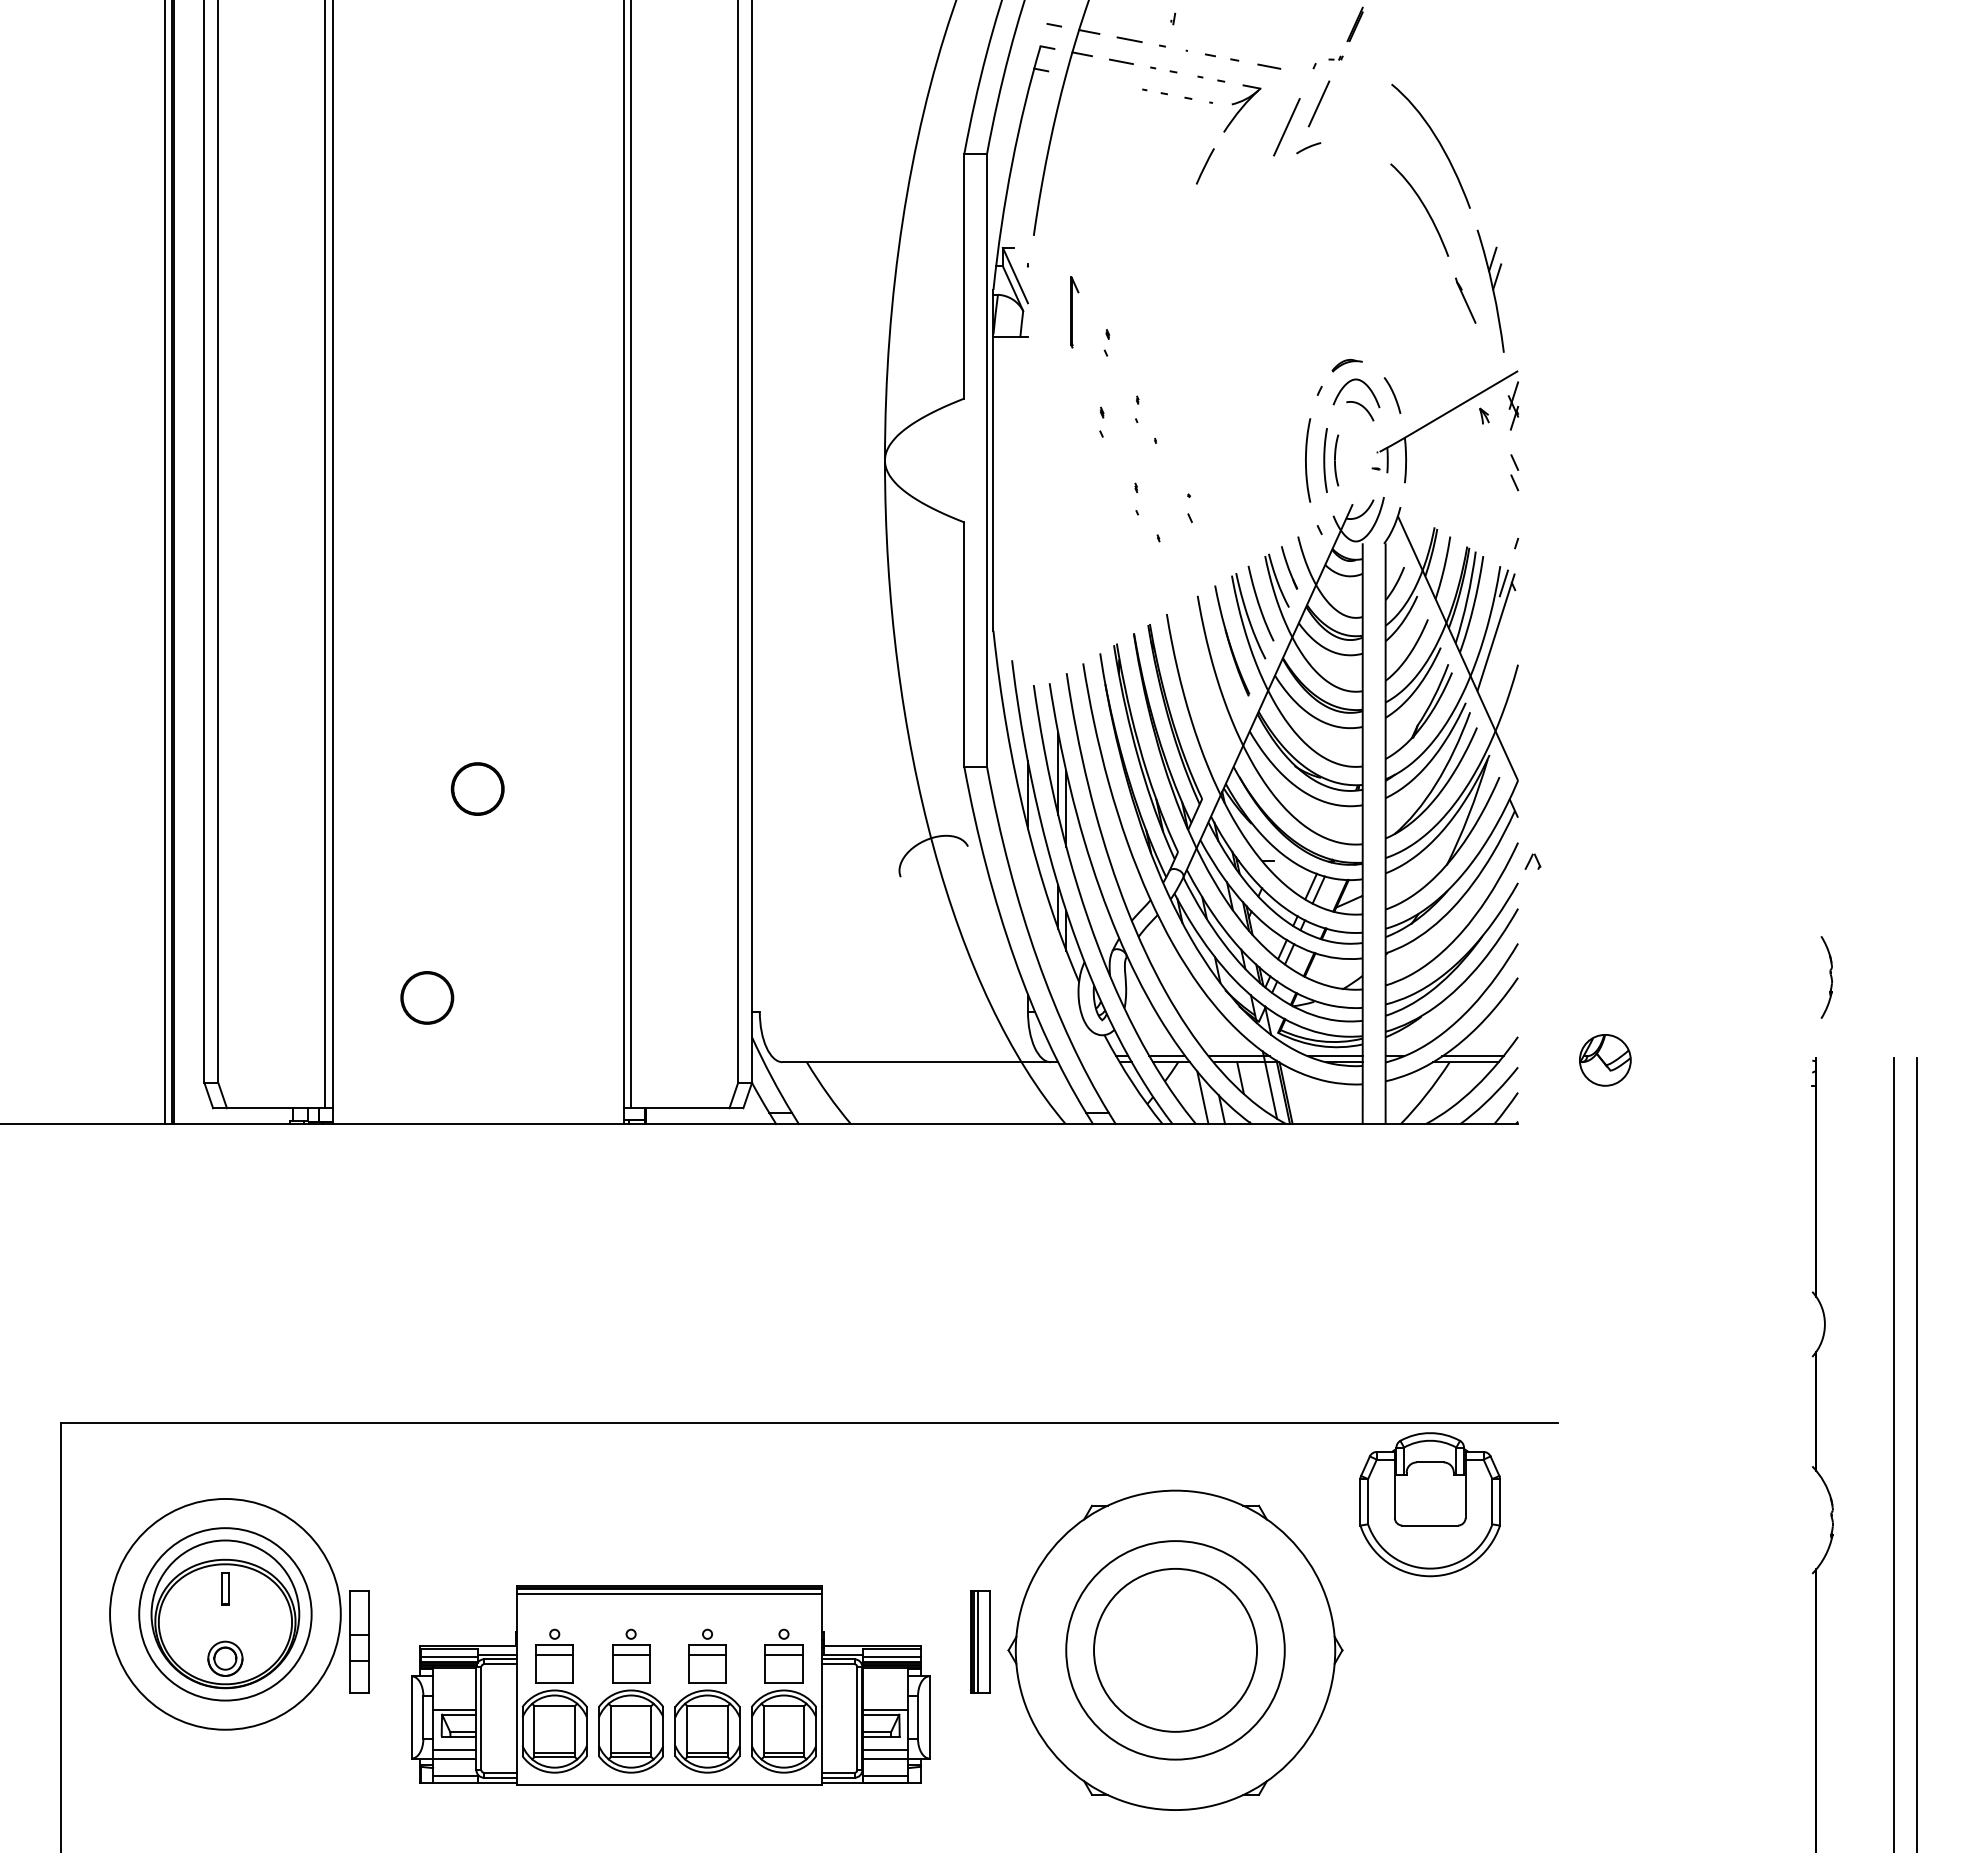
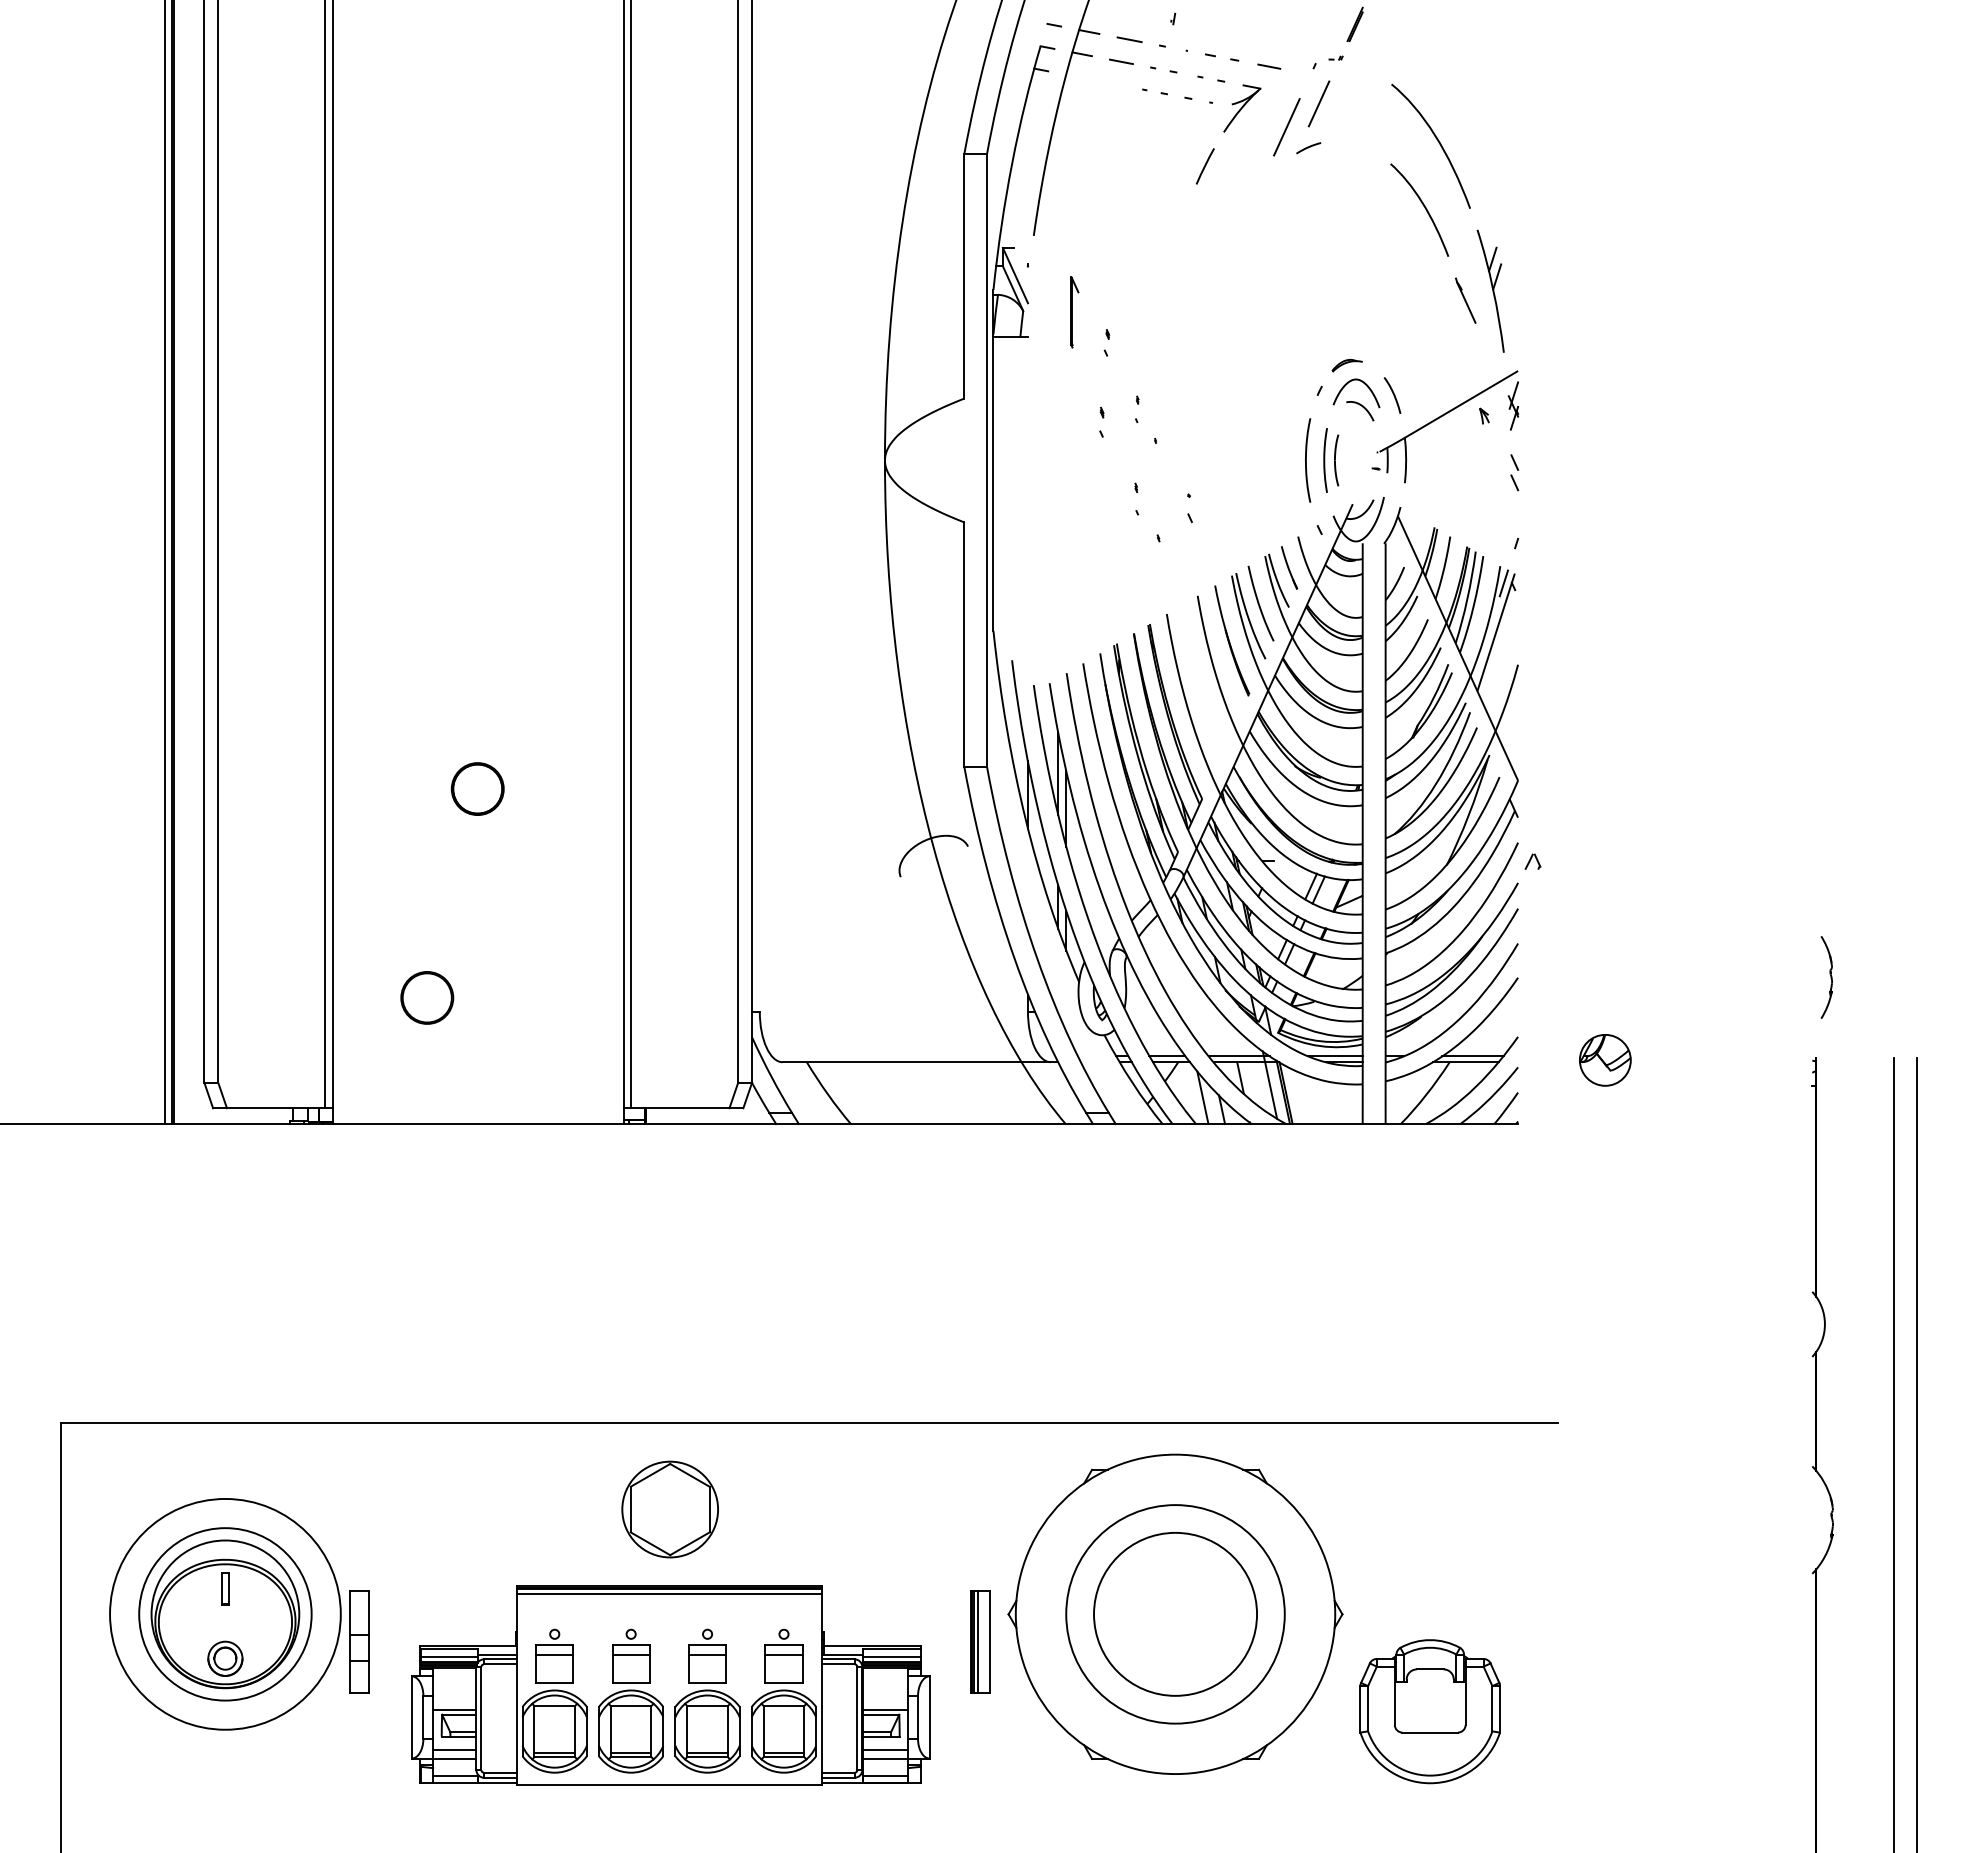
part position: (1429, 1504) -> (1429, 1711) (1429, 1711)
part: none -> present (669, 1509)
part position: (1175, 1649) -> (1175, 1613) (1175, 1613)
